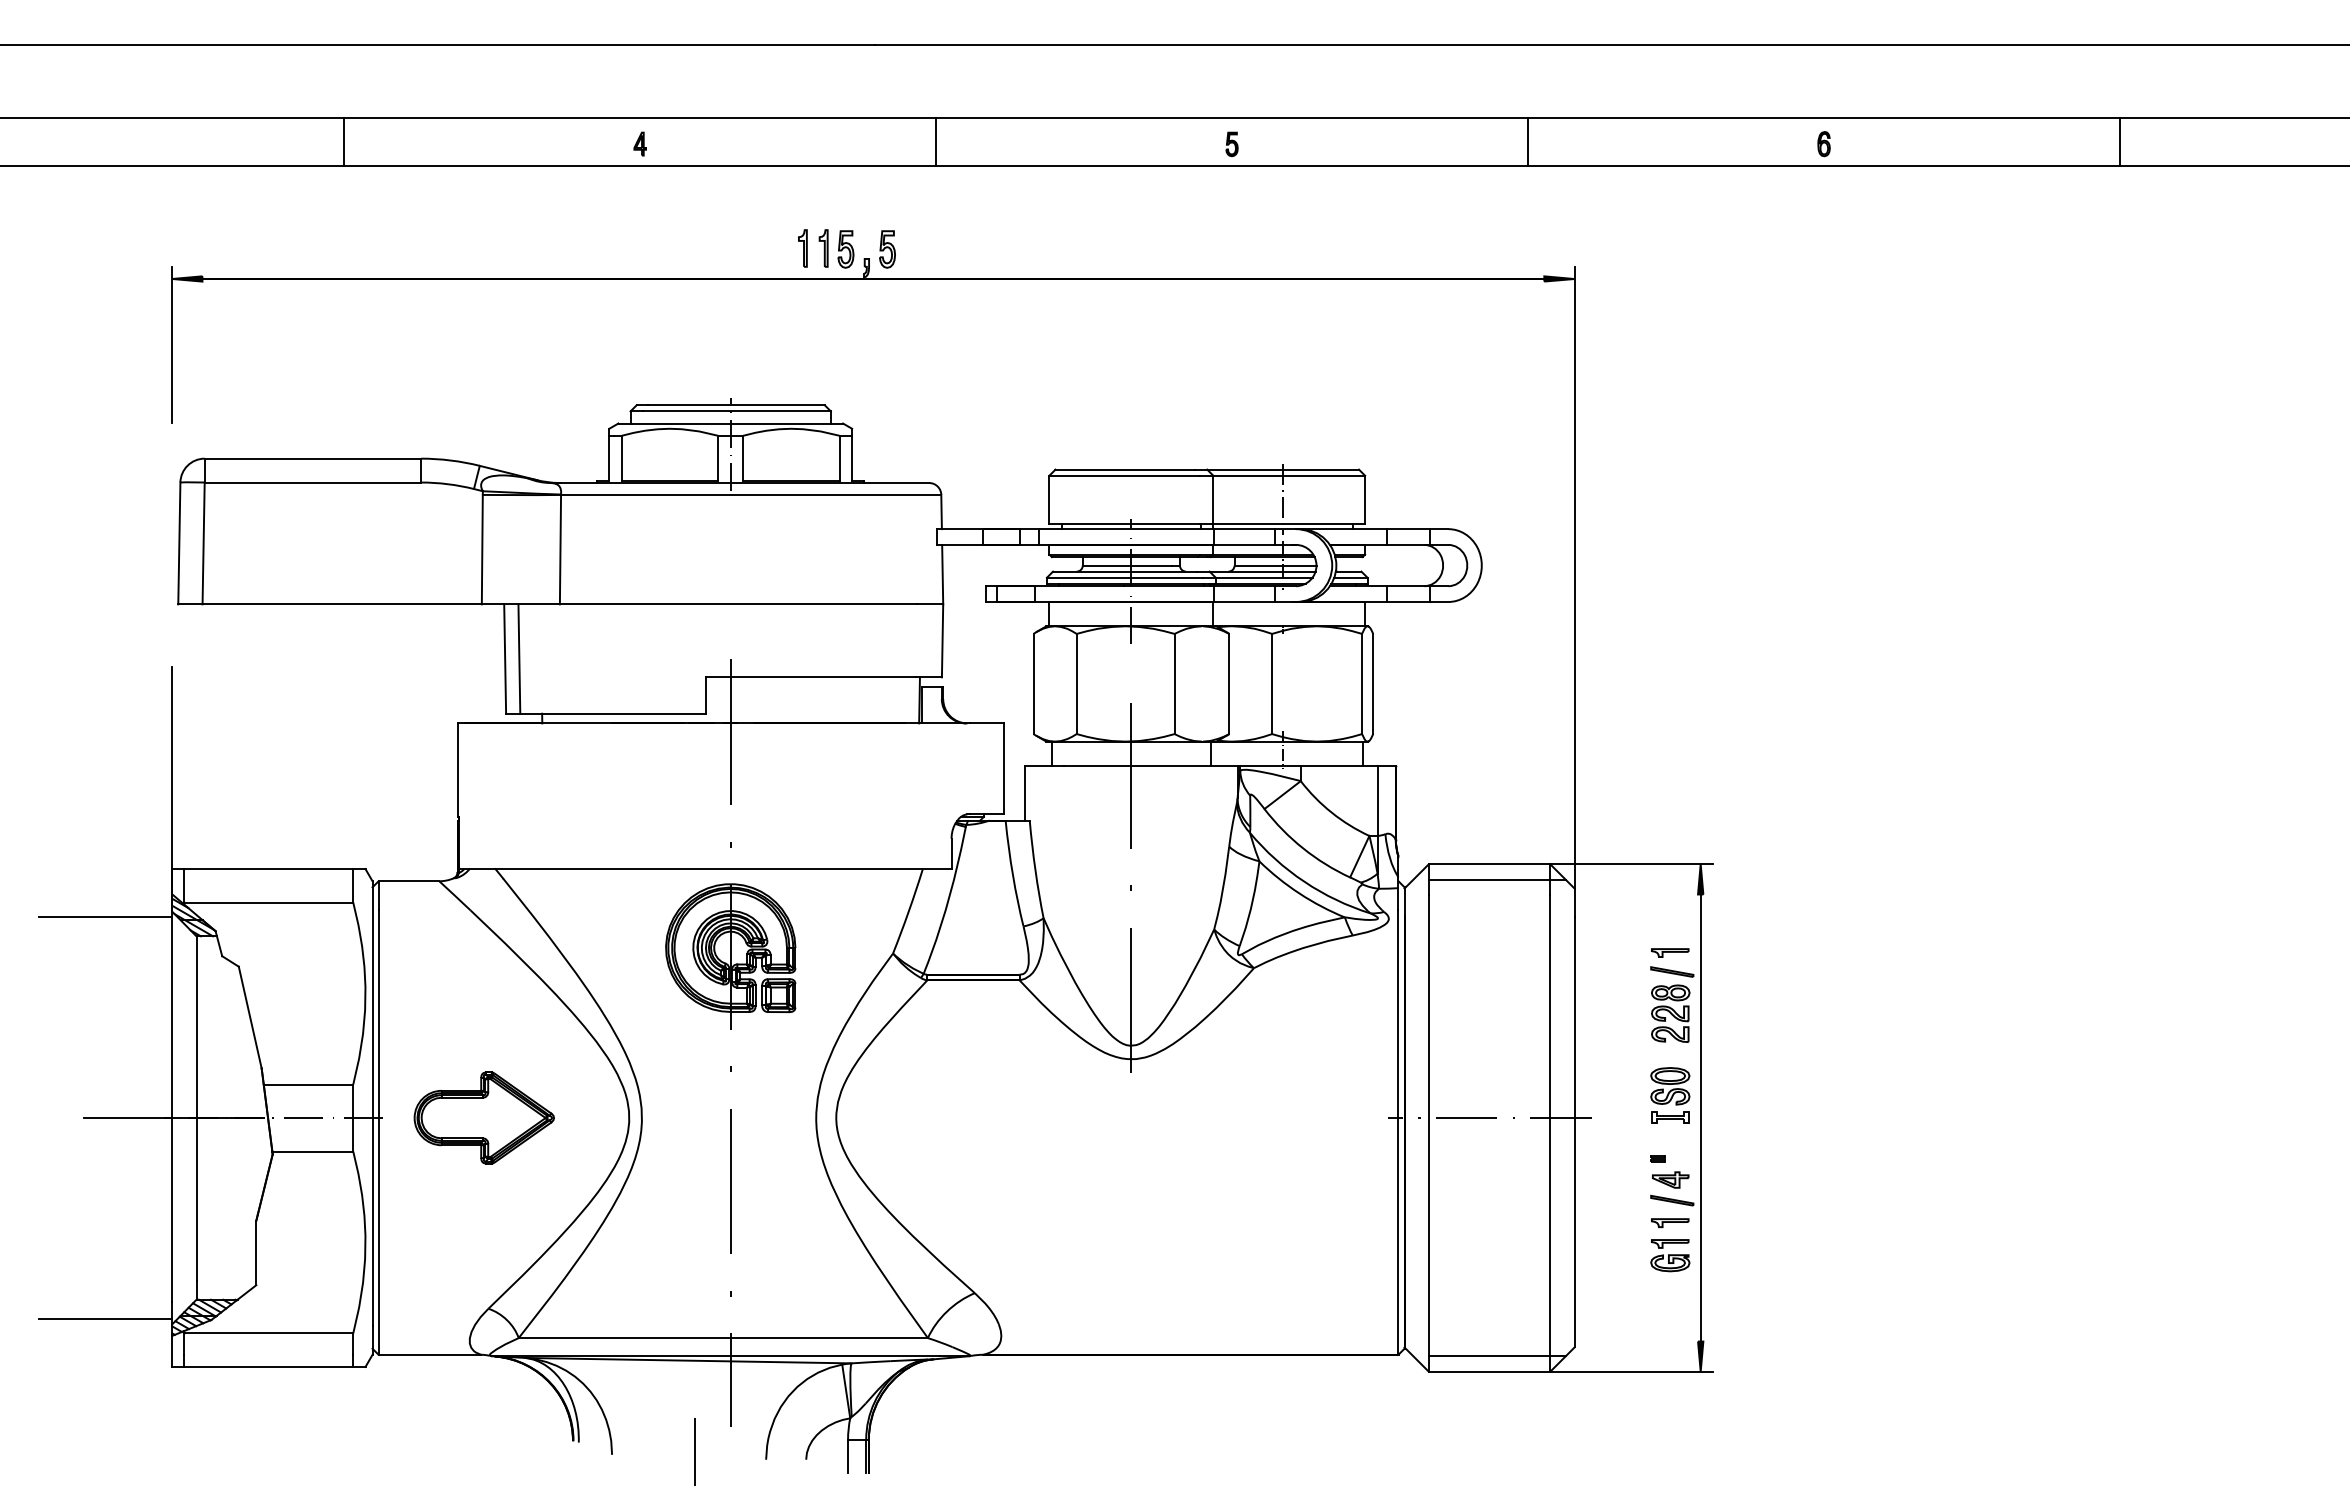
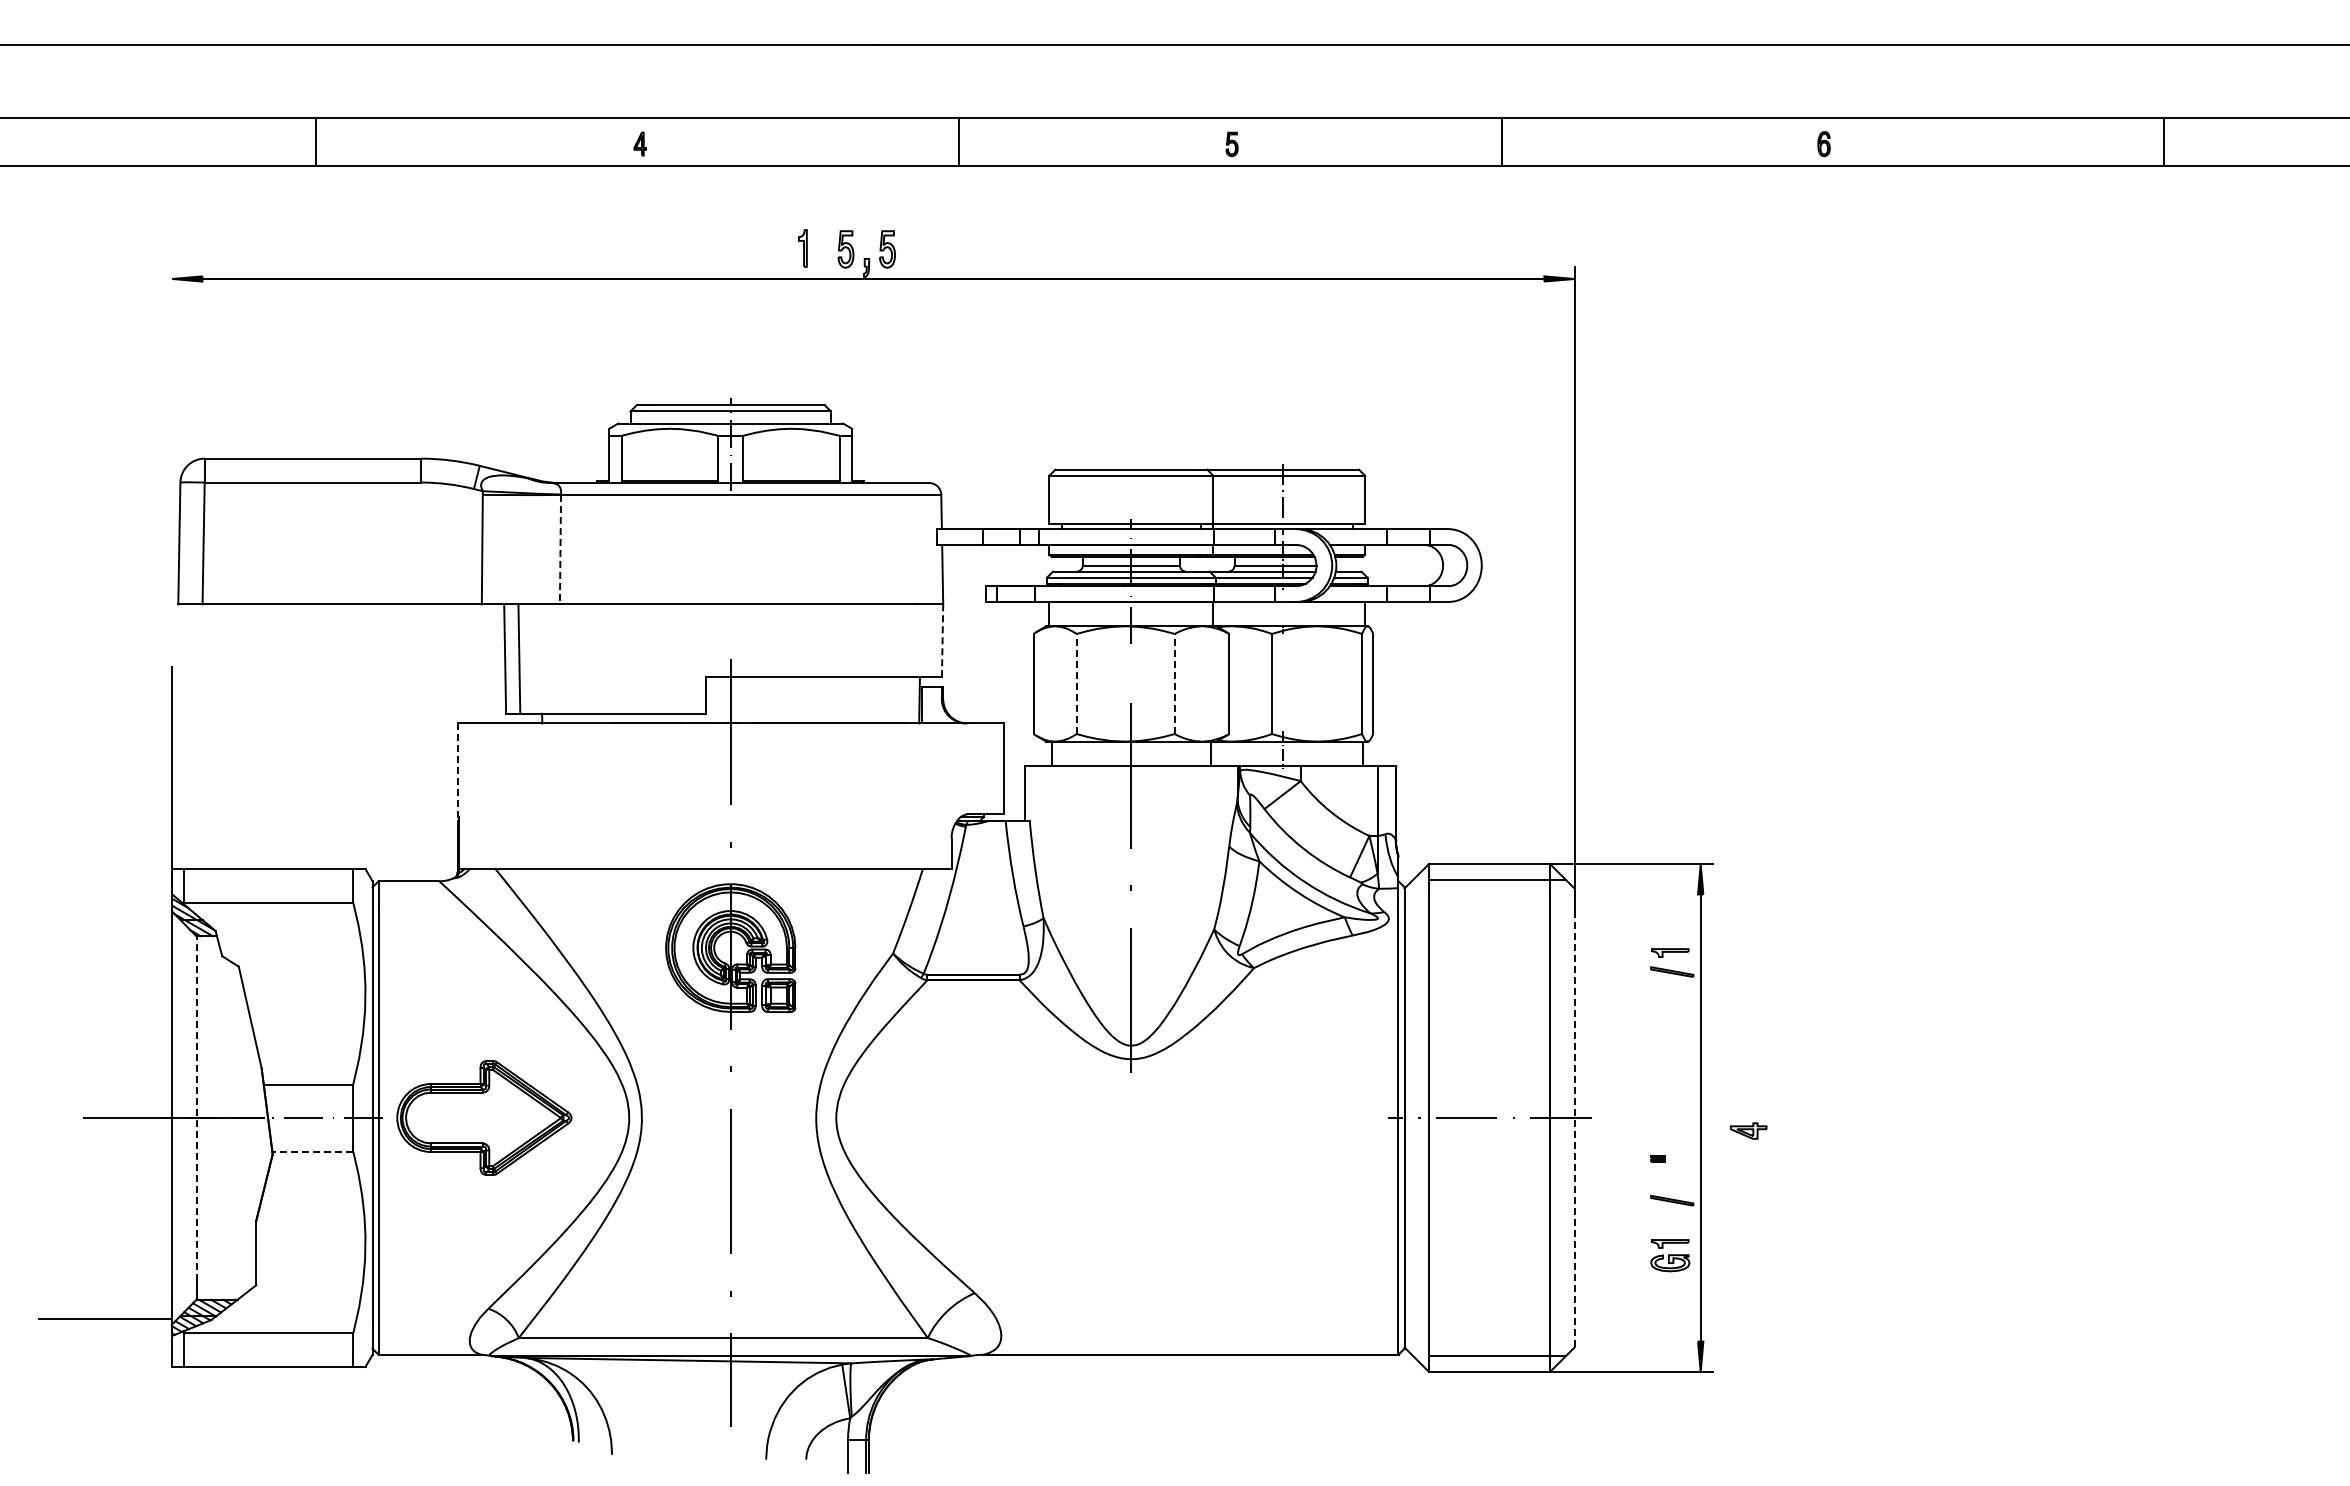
line position: (343, 141) -> (315, 141) (315, 141)
line position: (935, 141) -> (958, 141) (958, 141)
line position: (1527, 141) -> (1501, 141) (1501, 141)
line position: (2119, 141) -> (2163, 141) (2163, 141)
part: present -> none (823, 248)
line: present -> none (172, 344)
line: solid -> dashed (560, 549)
line: solid -> dashed (942, 640)
line: solid -> dashed (1076, 683)
line: solid -> dashed (1174, 683)
line: solid -> dashed (457, 770)
line: present -> none (105, 917)
part: present -> none (1670, 1013)
part: present -> none (1670, 1095)
line: solid -> dashed (196, 1107)
part size: 142x94 px -> 177x116 px (484, 1117)
line: solid -> dashed (1574, 1131)
line: solid -> dashed (312, 1151)
part position: (1670, 1179) -> (1748, 1130) (1748, 1130)
part: present -> none (1670, 1223)
line: present -> none (694, 1450)
